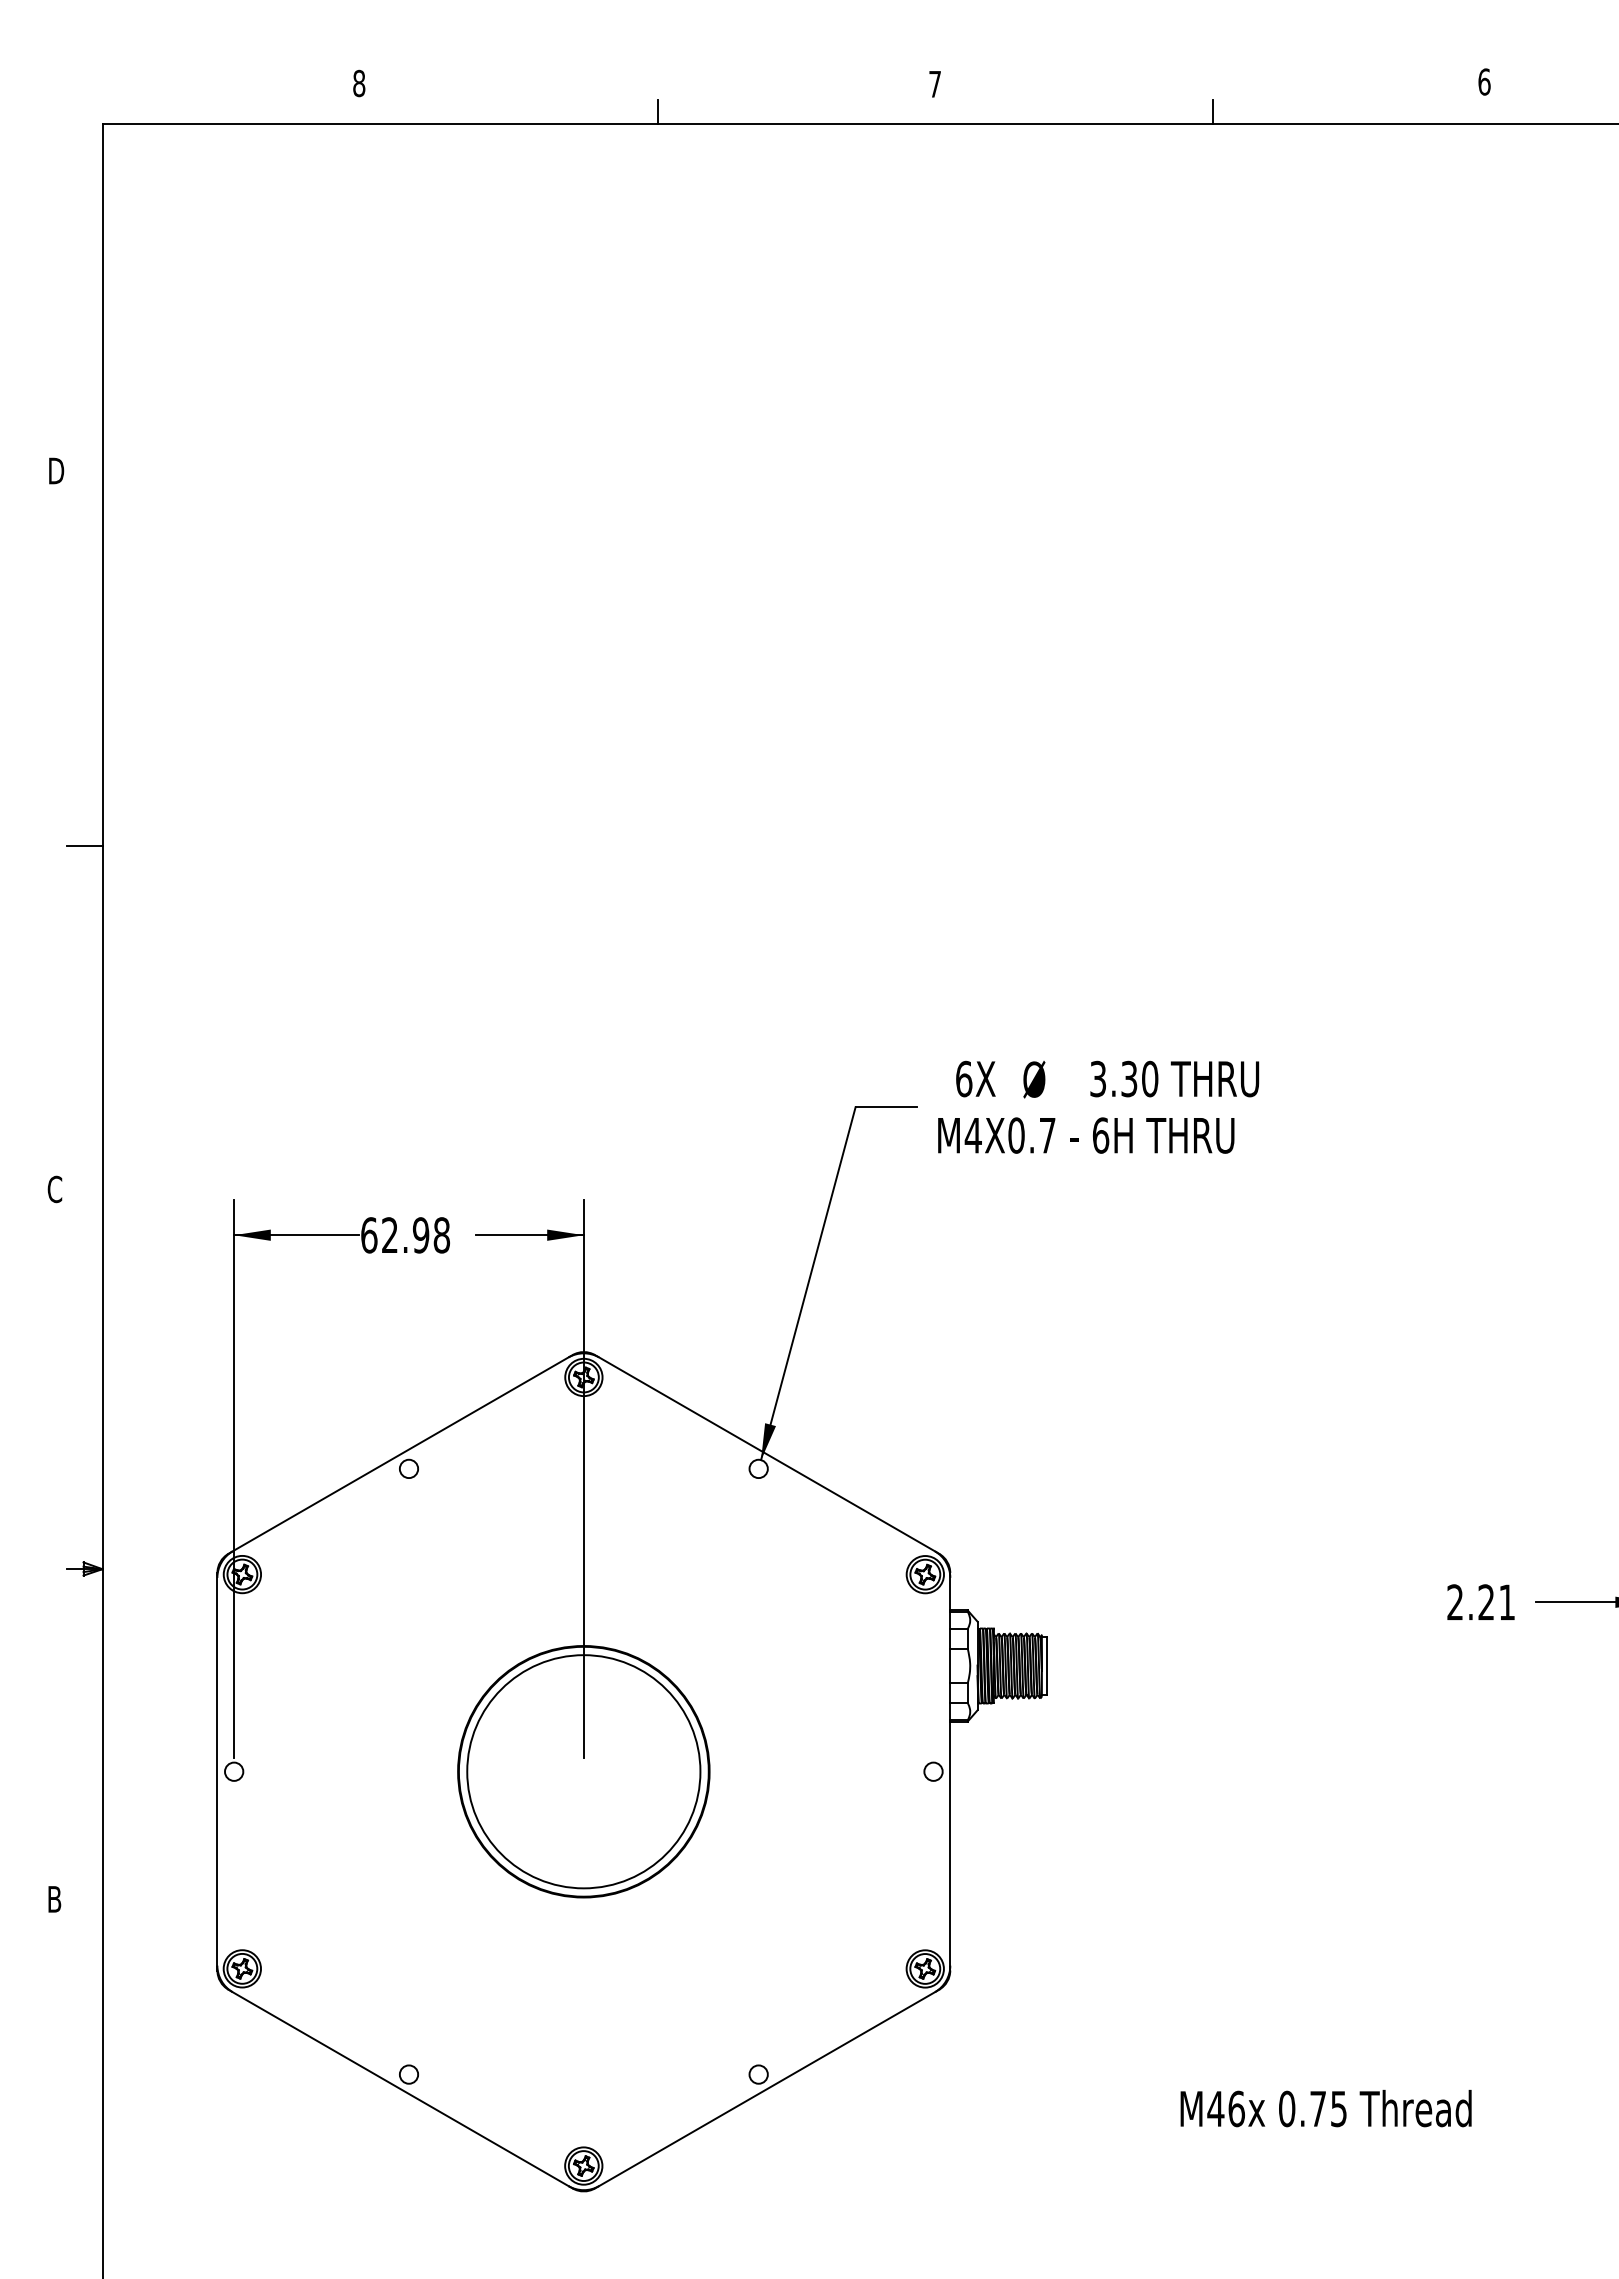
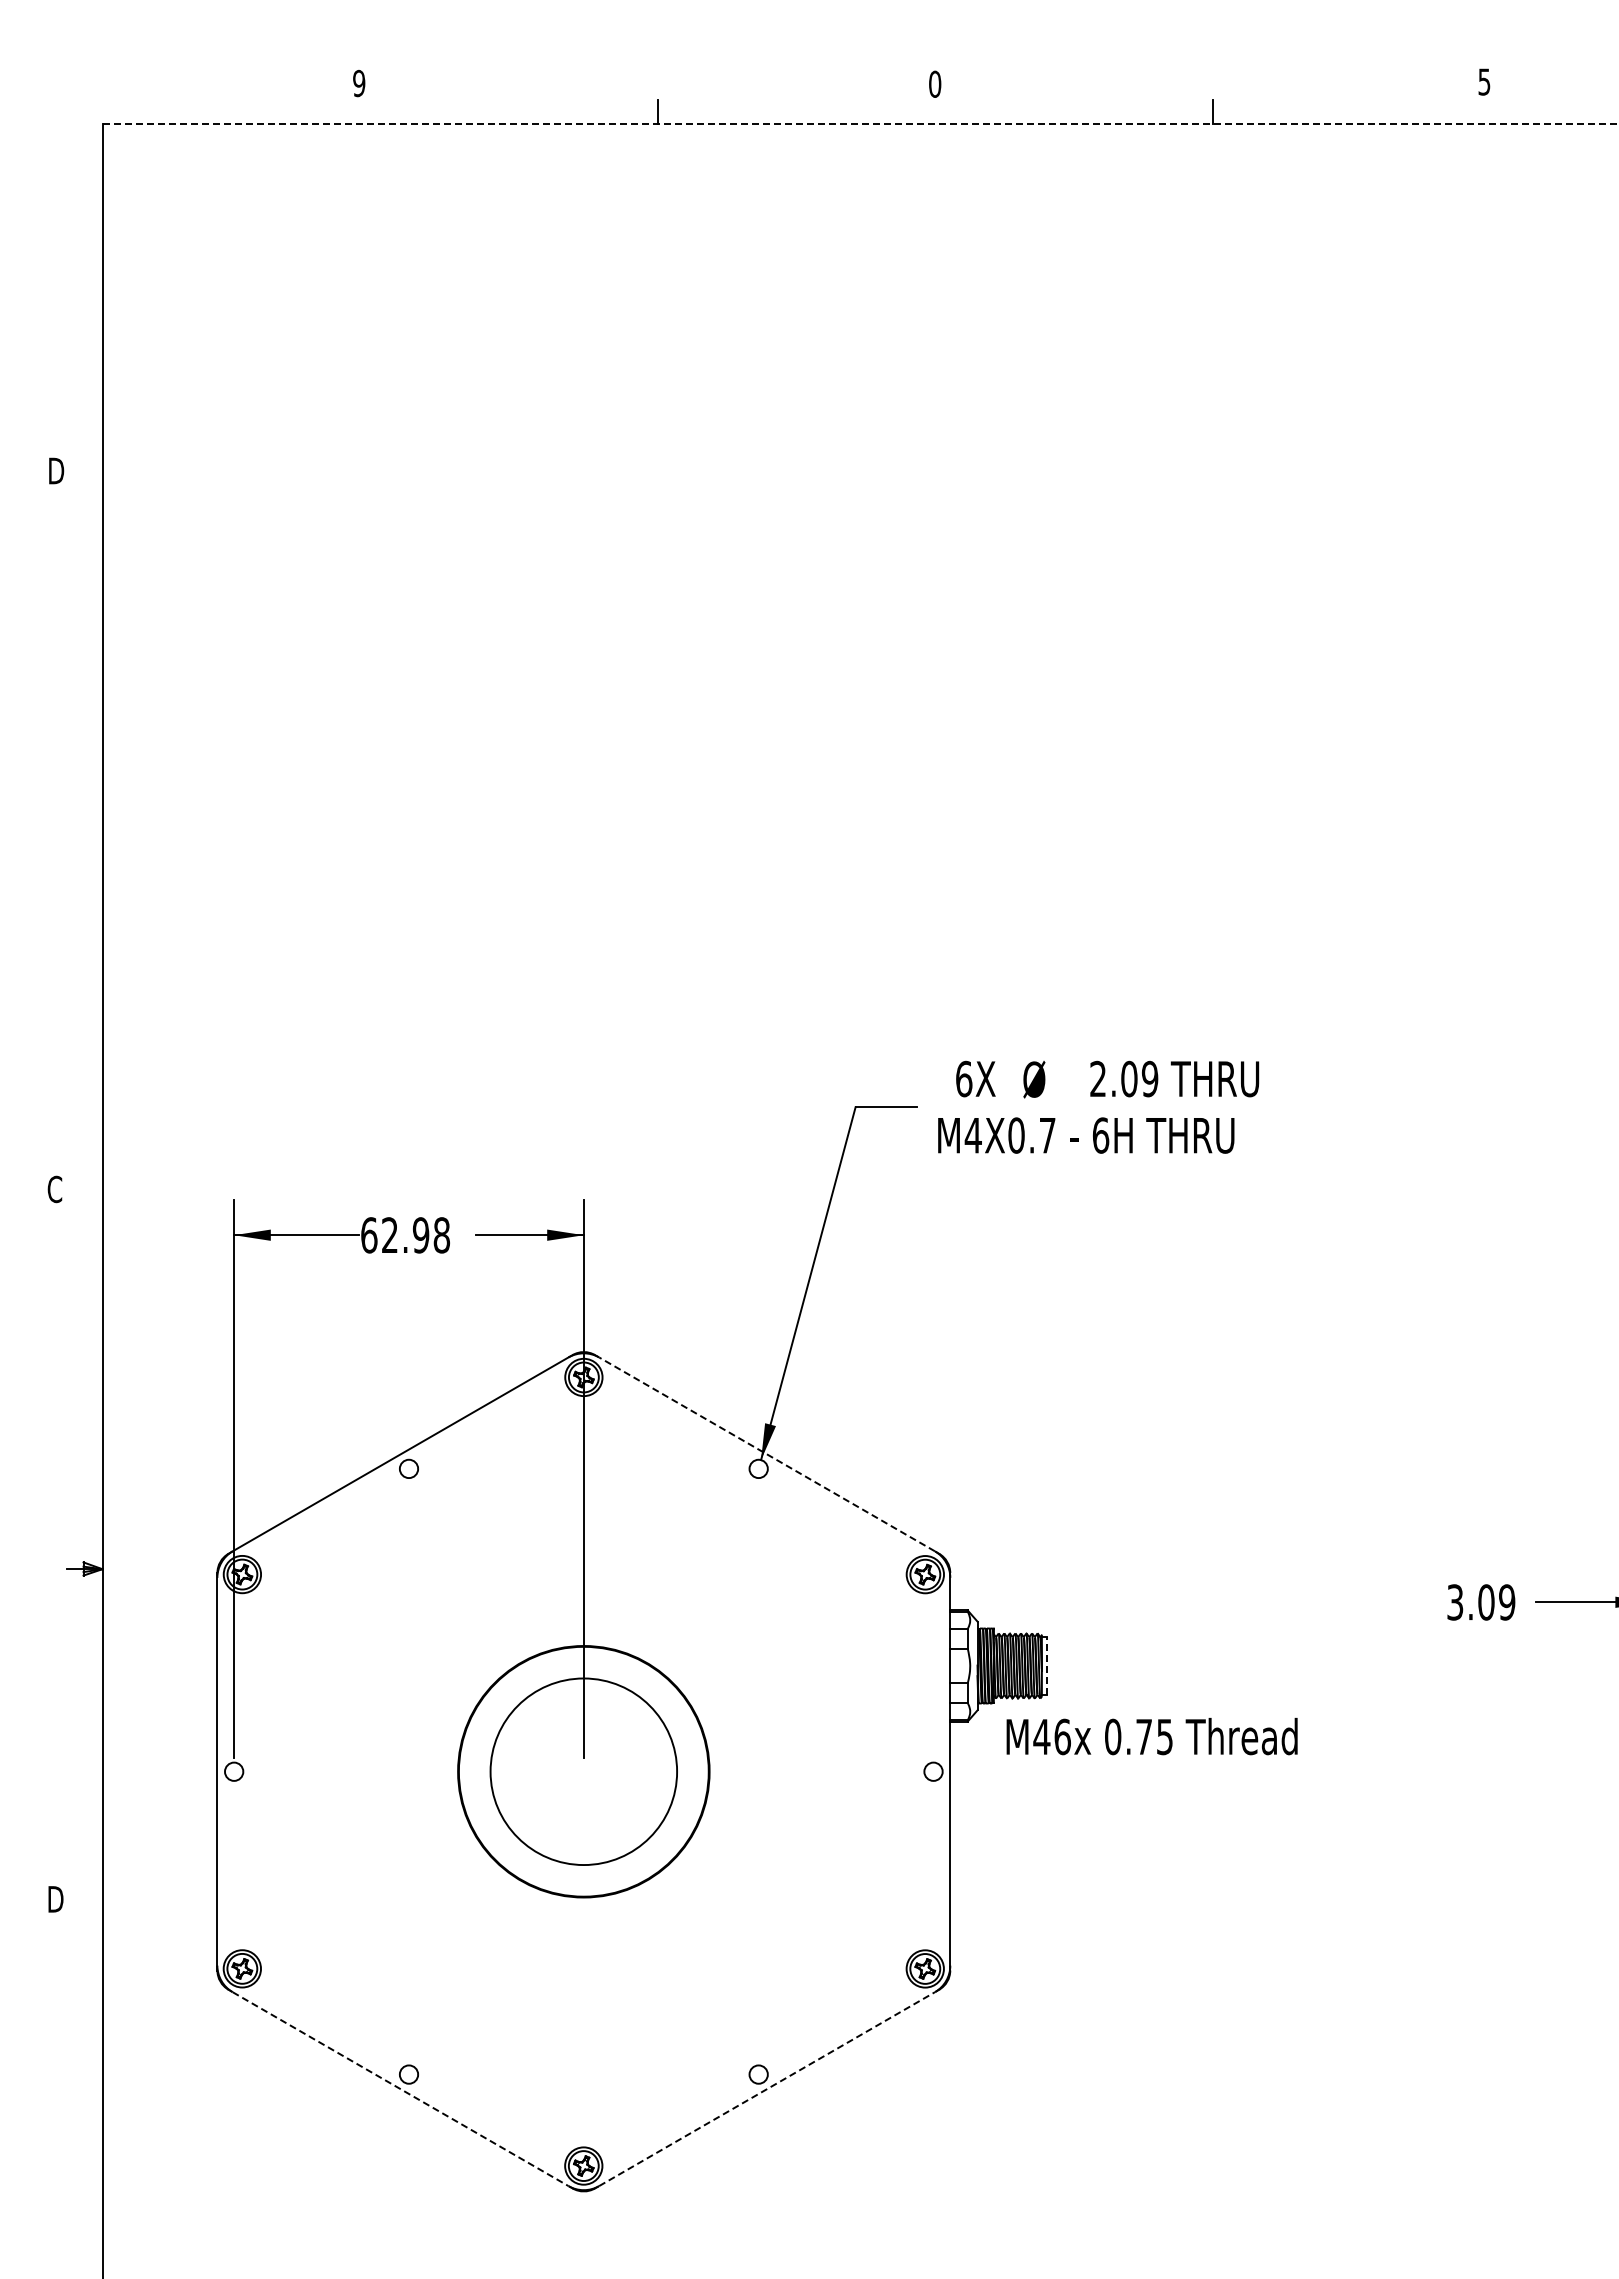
text: 6 -> 5 (1484, 81)
text: 8 -> 9 (359, 83)
text: 7 -> 0 (935, 83)
line: solid -> dashed (860, 123)
line: present -> none (84, 846)
text: 3.30 -> 2.09 (1124, 1079)
line: solid -> dashed (767, 1454)
text: 2.21 -> 3.09 (1481, 1602)
line: solid -> dashed (1047, 1666)
circle diameter: 233 px -> 187 px (583, 1771)
text: B -> D (57, 1899)
line: solid -> dashed (400, 2089)
line: solid -> dashed (767, 2089)
text position: (1325, 2108) -> (1151, 1736) (1151, 1736)
